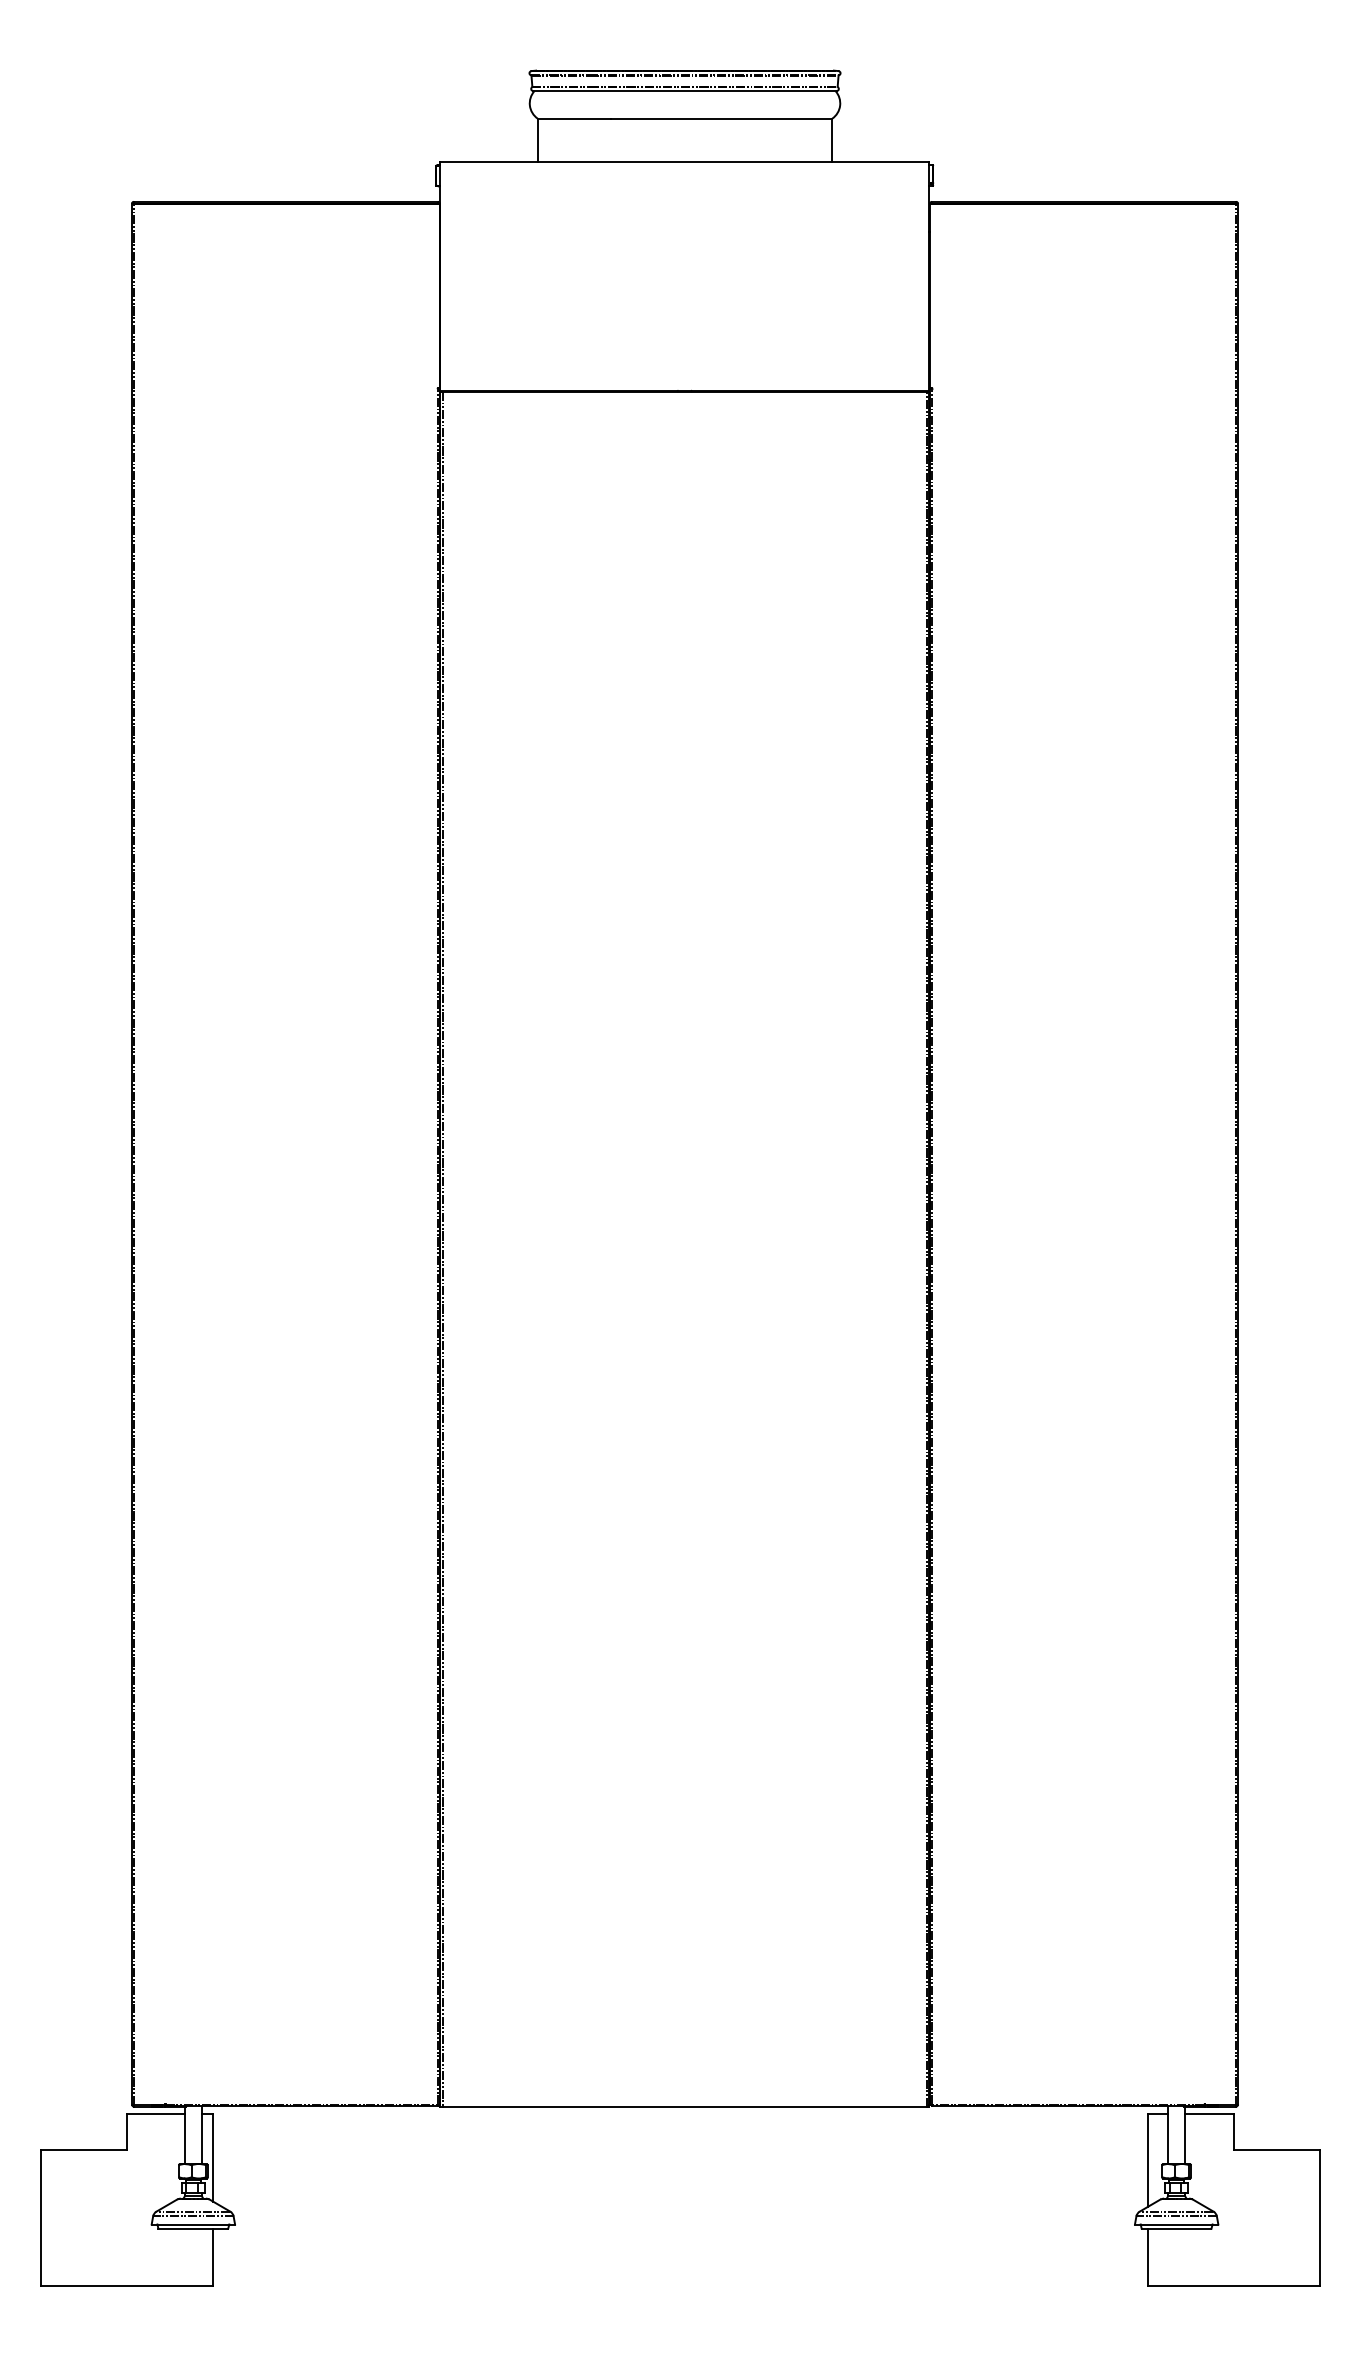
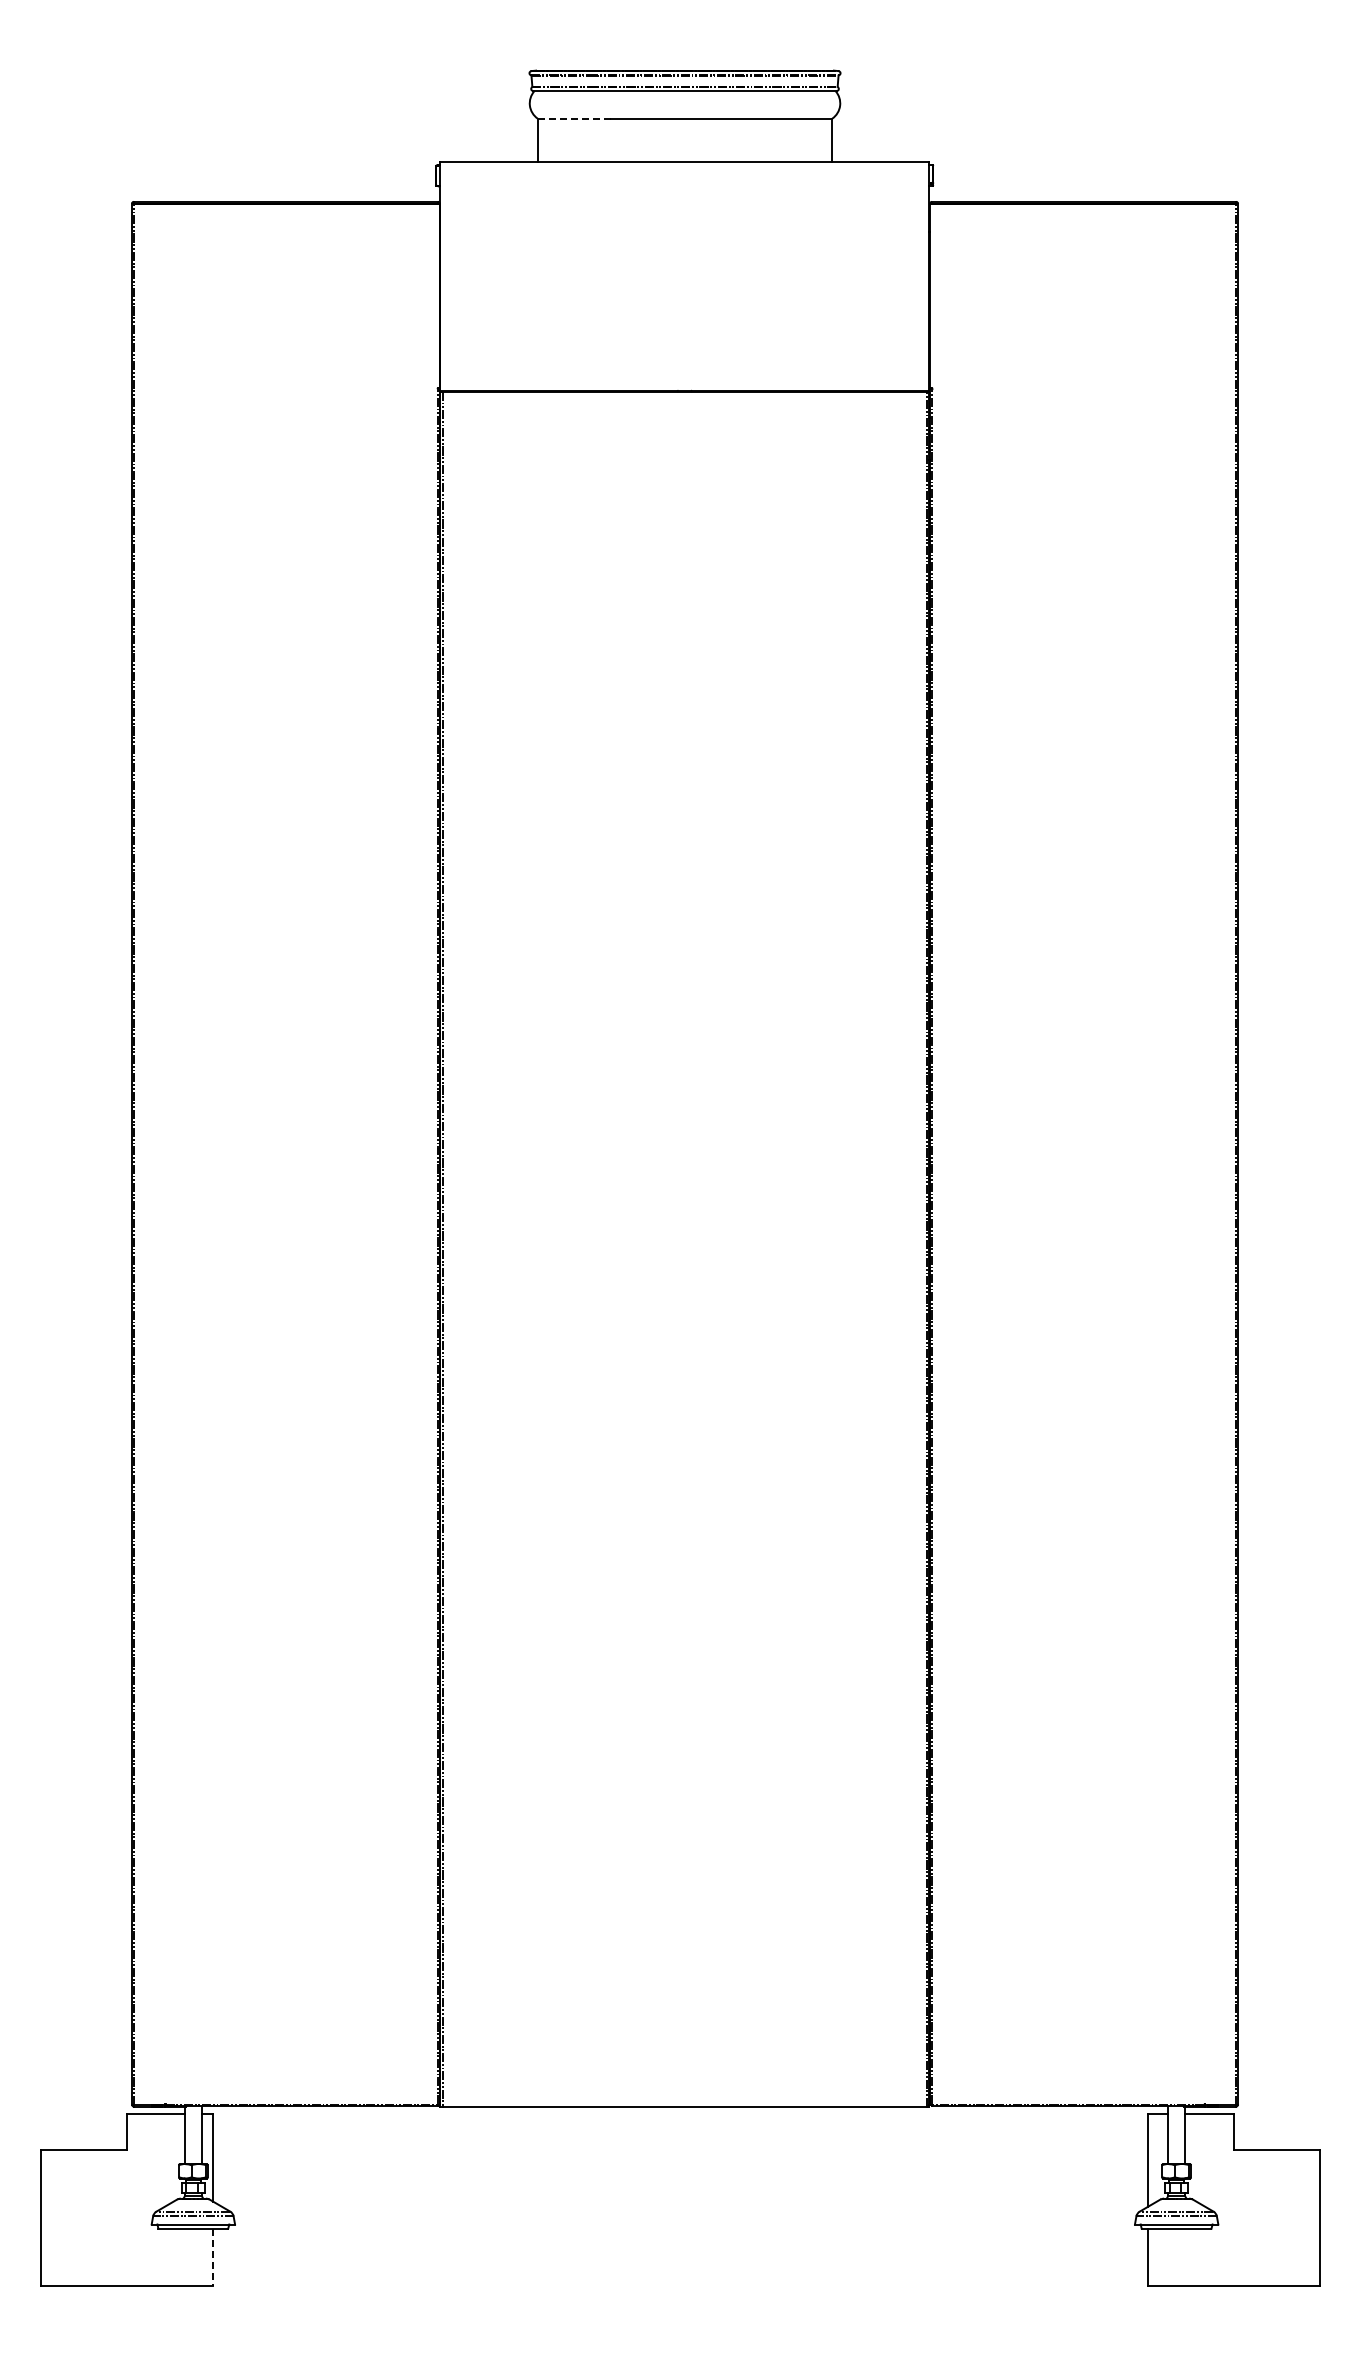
line: solid -> dashed (574, 118)
line: solid -> dashed (213, 2257)
